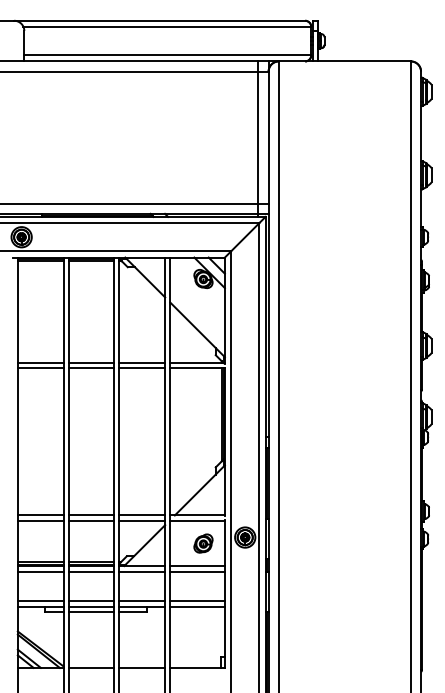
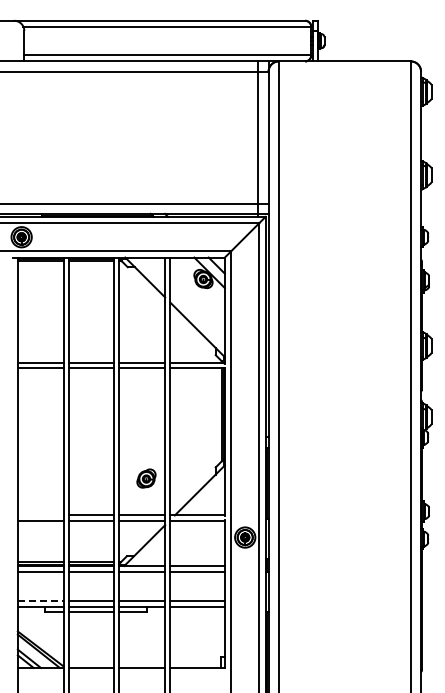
line: present -> none (40, 515)
part position: (203, 543) -> (146, 478) (146, 478)
line: solid -> dashed (40, 600)
